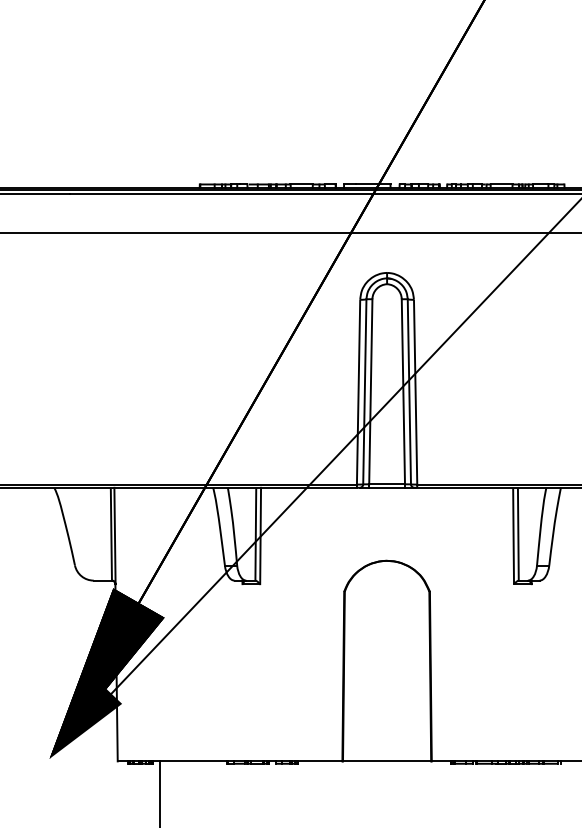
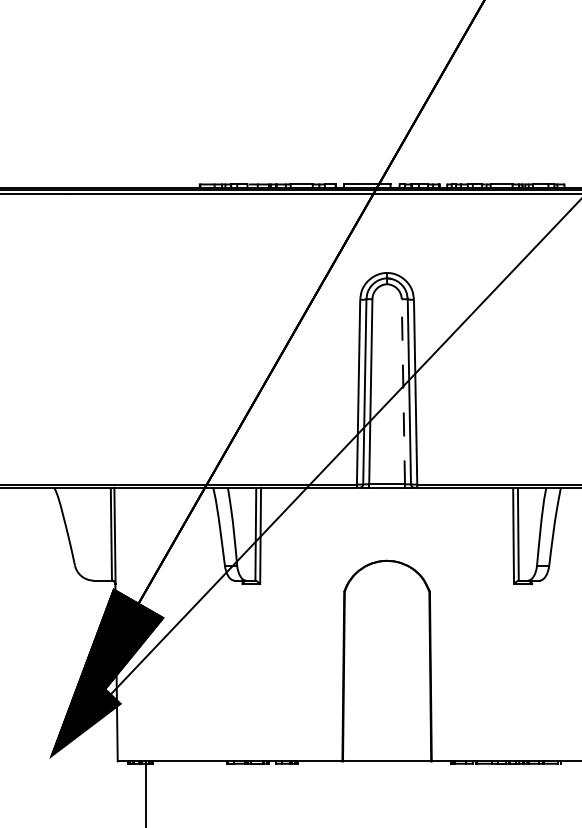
line: present -> none (290, 233)
line: solid -> dashed (403, 391)
line position: (159, 792) -> (145, 792) (145, 792)
